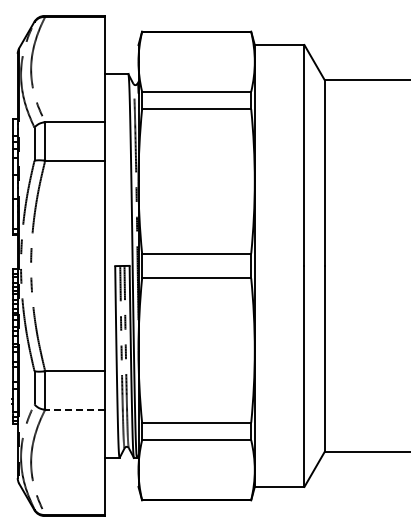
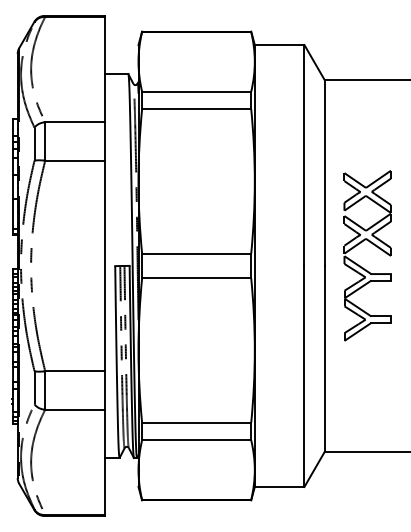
part: none -> present (373, 245)
line: dashed -> solid (75, 409)
